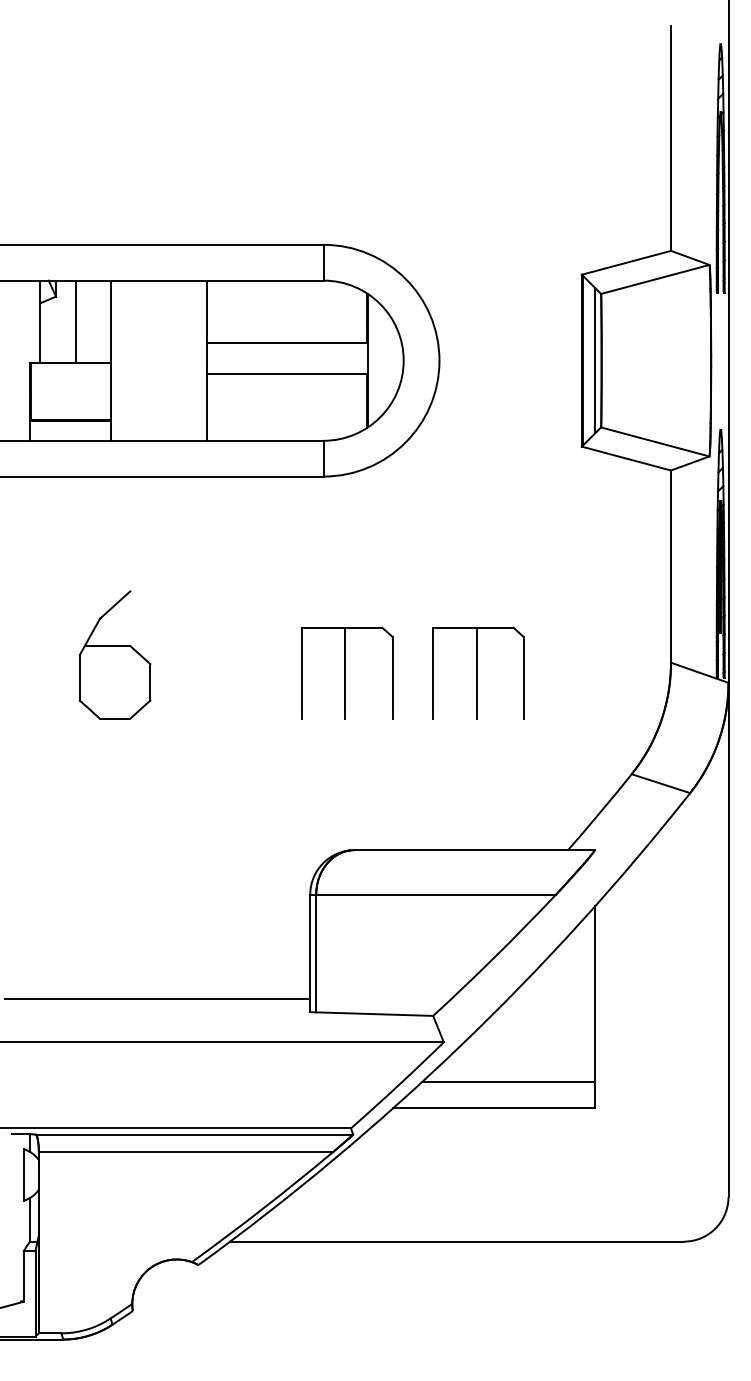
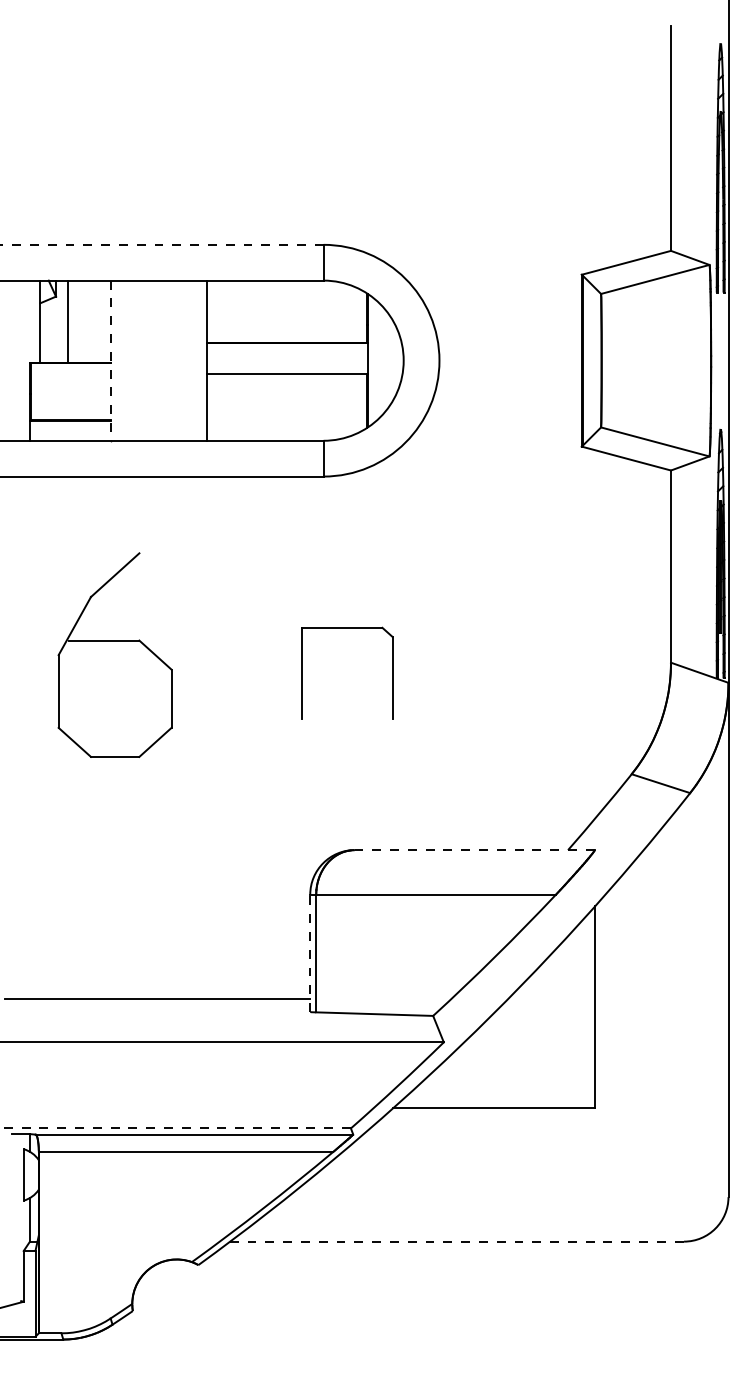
line: solid -> dashed (161, 244)
line position: (75, 321) -> (67, 321) (67, 321)
line: present -> none (595, 360)
line: solid -> dashed (111, 361)
part size: 74x130 px -> 116x206 px (114, 654)
line: present -> none (345, 672)
part: present -> none (478, 672)
line: solid -> dashed (474, 850)
line: solid -> dashed (310, 953)
line: present -> none (508, 1081)
line: solid -> dashed (175, 1128)
line: solid -> dashed (457, 1241)
